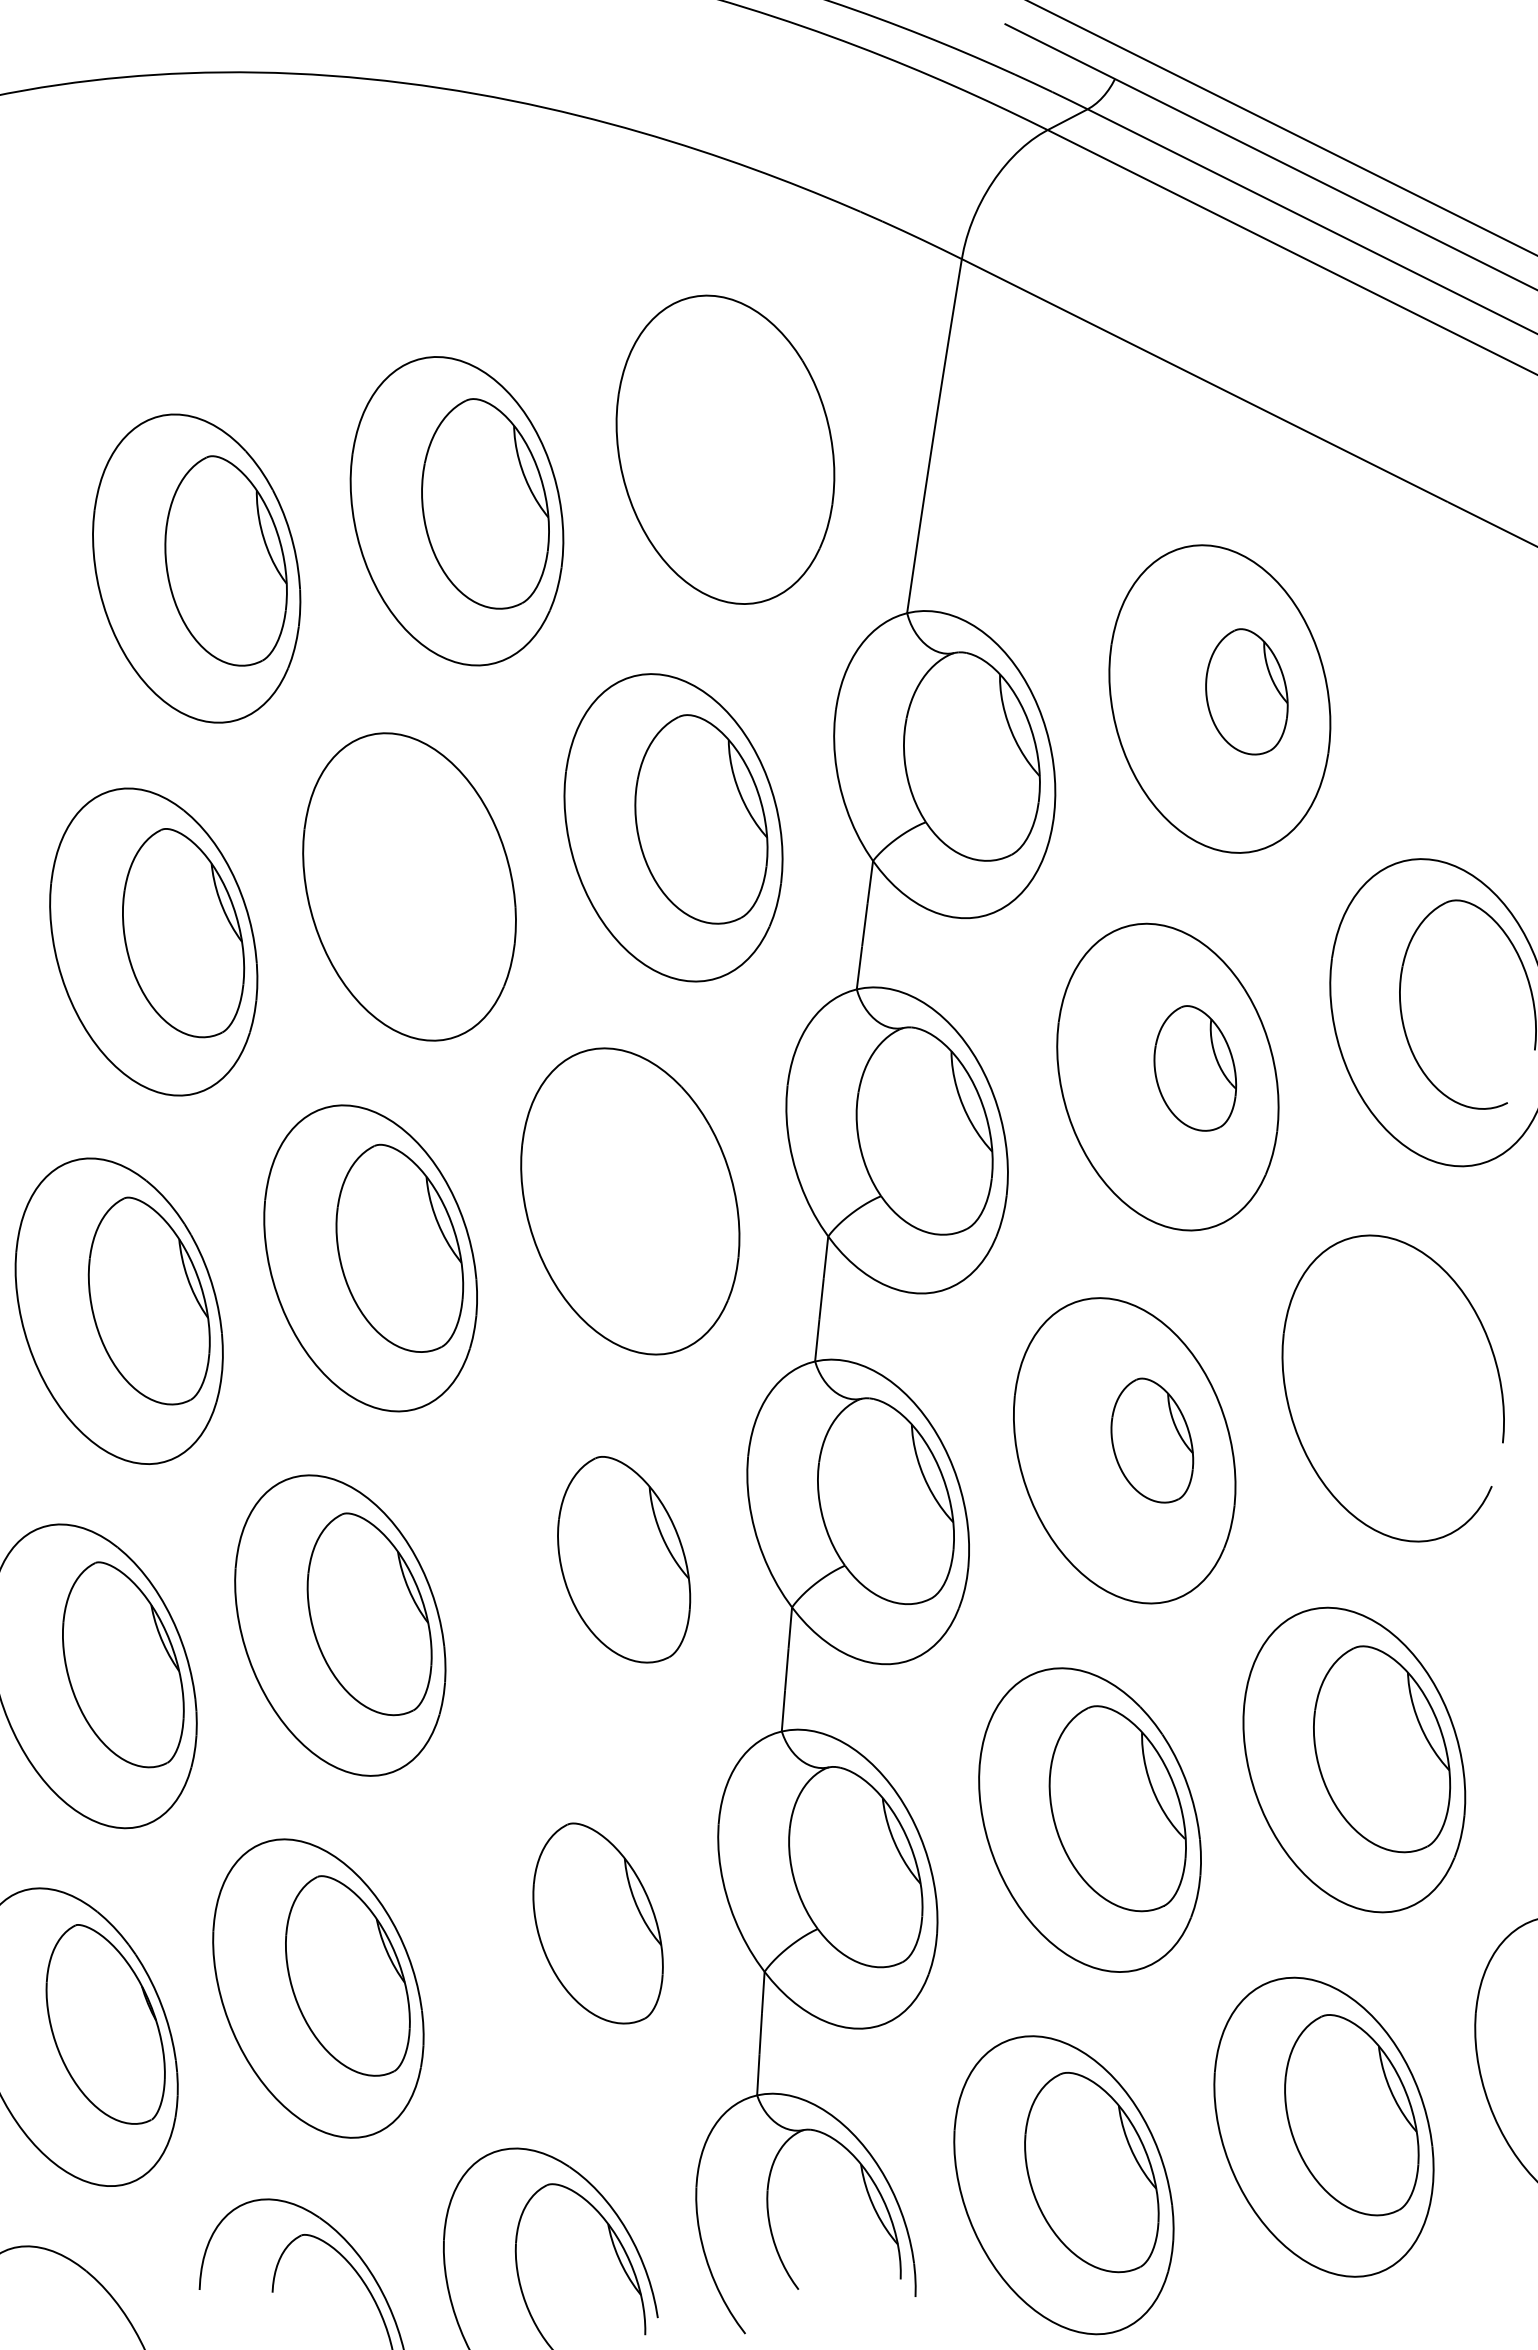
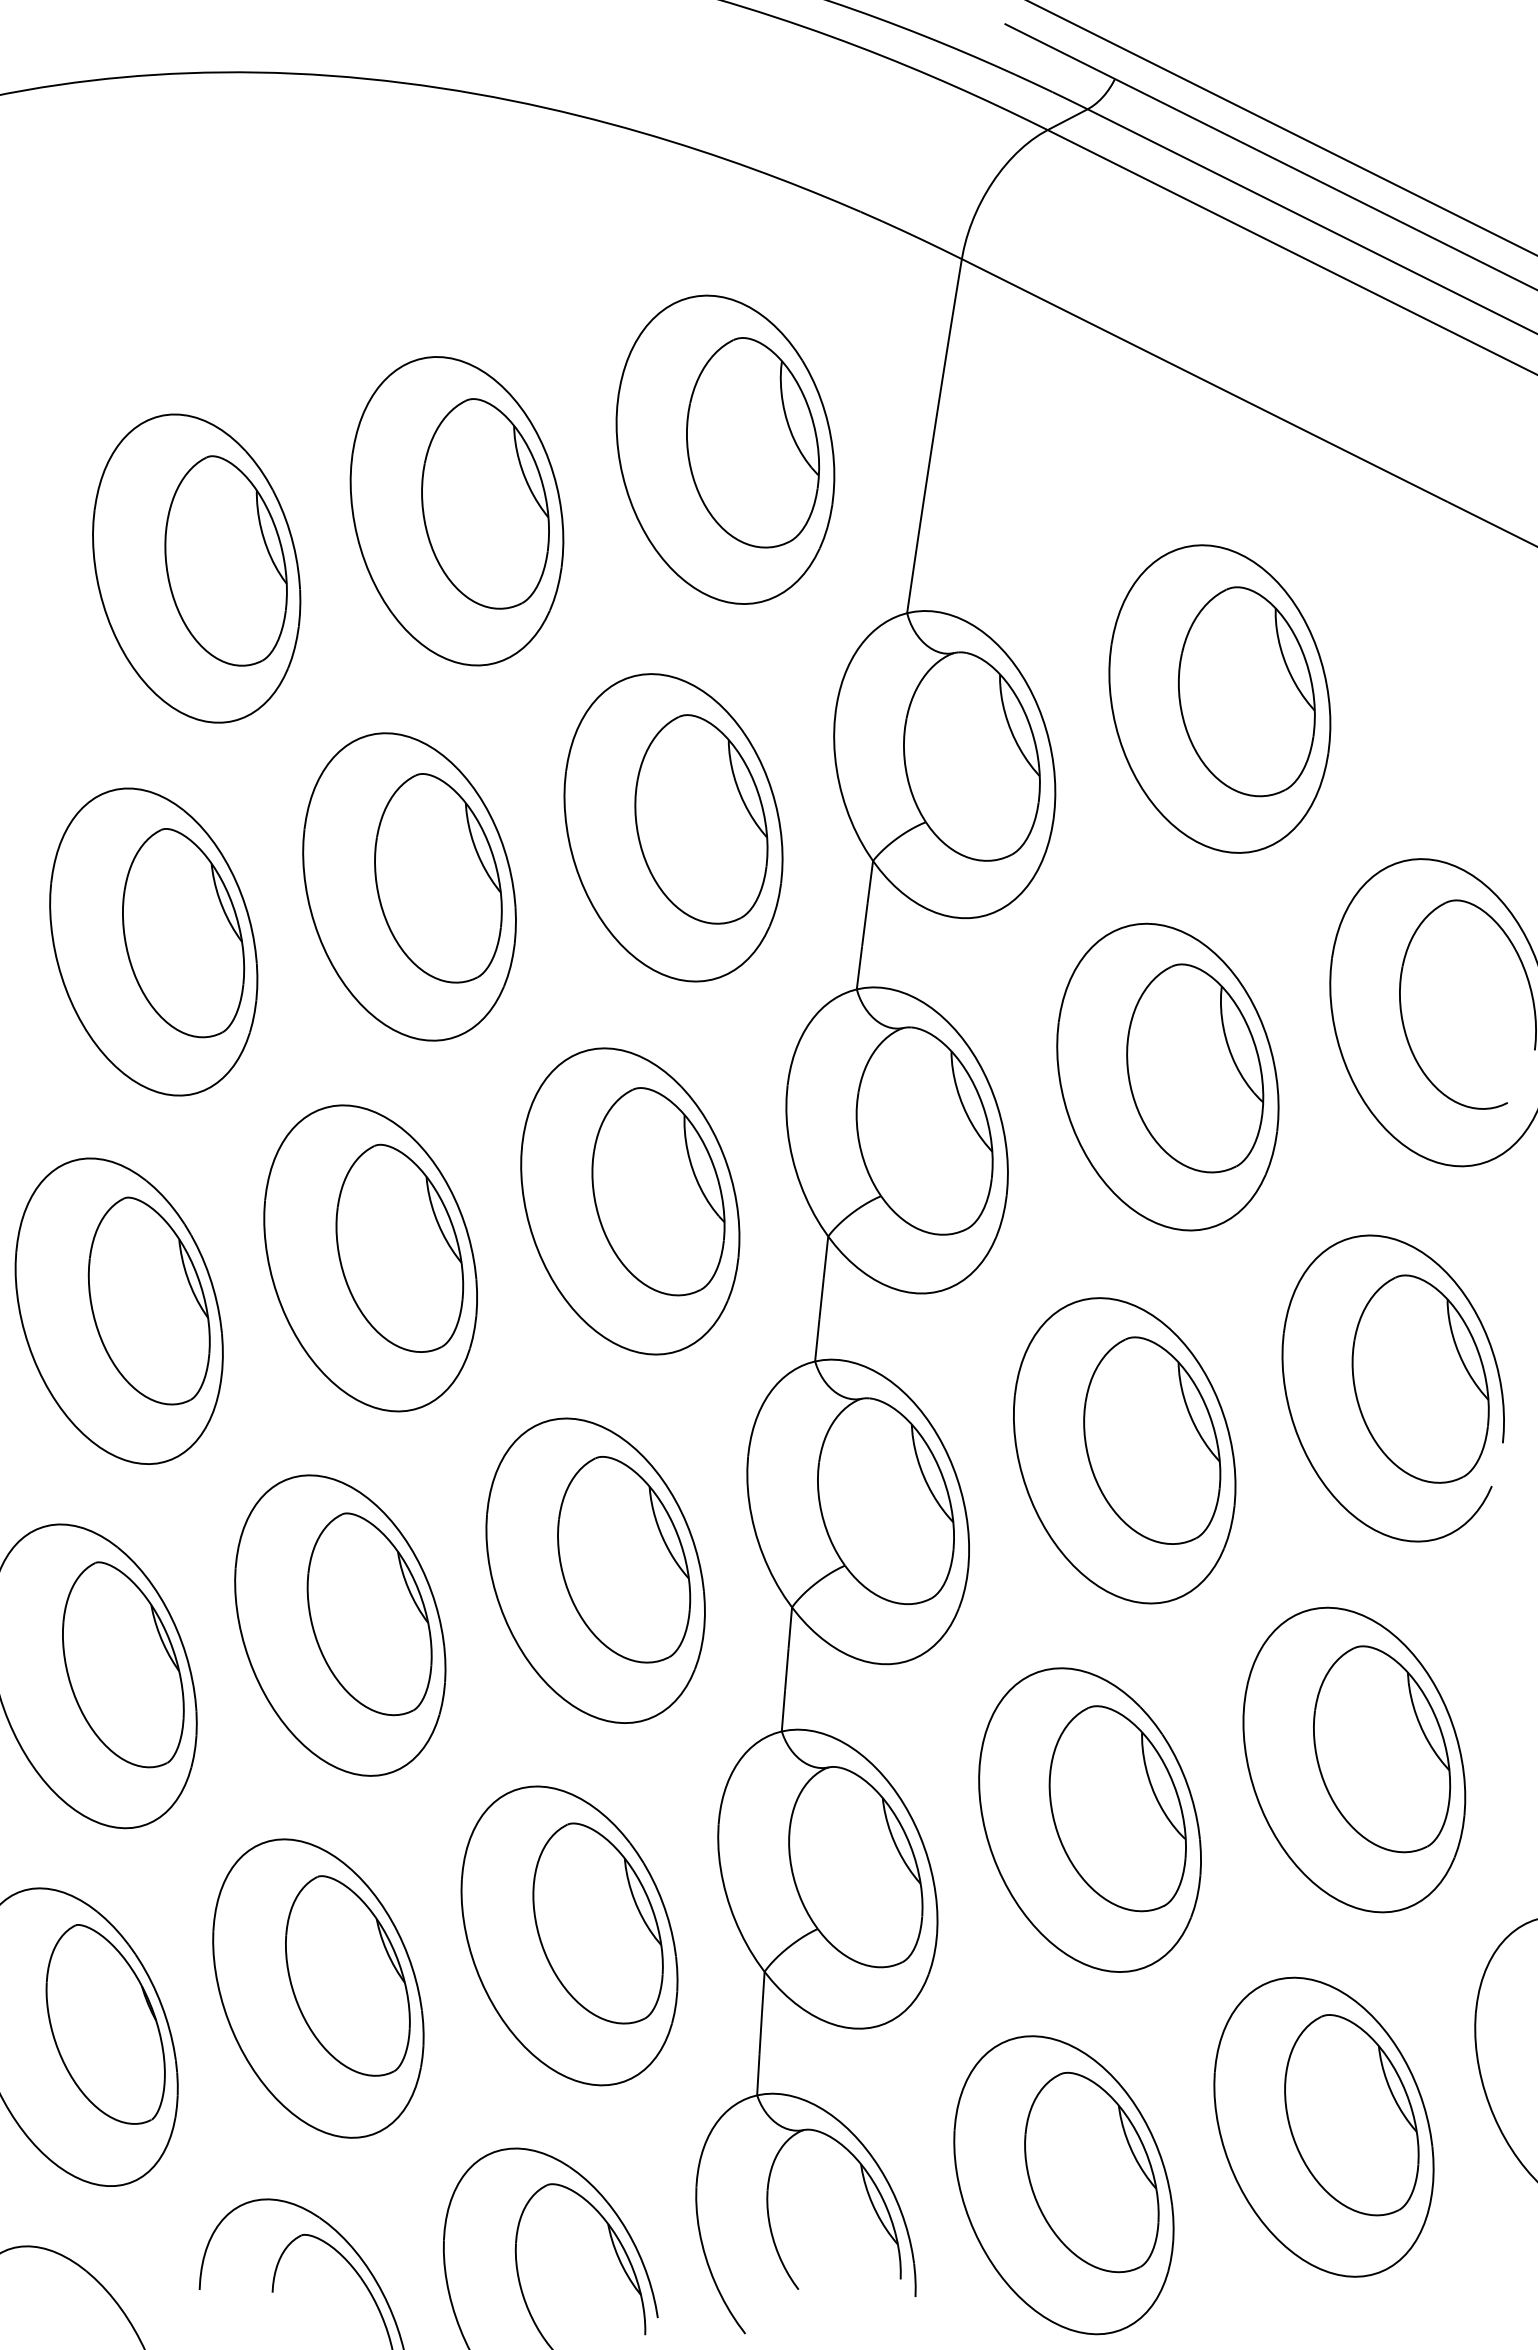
part: none -> present (753, 442)
part size: 84x128 px -> 138x212 px (1246, 691)
part: none -> present (438, 878)
part size: 85x127 px -> 139x211 px (1195, 1068)
part: none -> present (658, 1191)
part: none -> present (1420, 1378)
part size: 85x127 px -> 139x209 px (1152, 1440)
part: none -> present (595, 1570)
part: none -> present (569, 1935)
